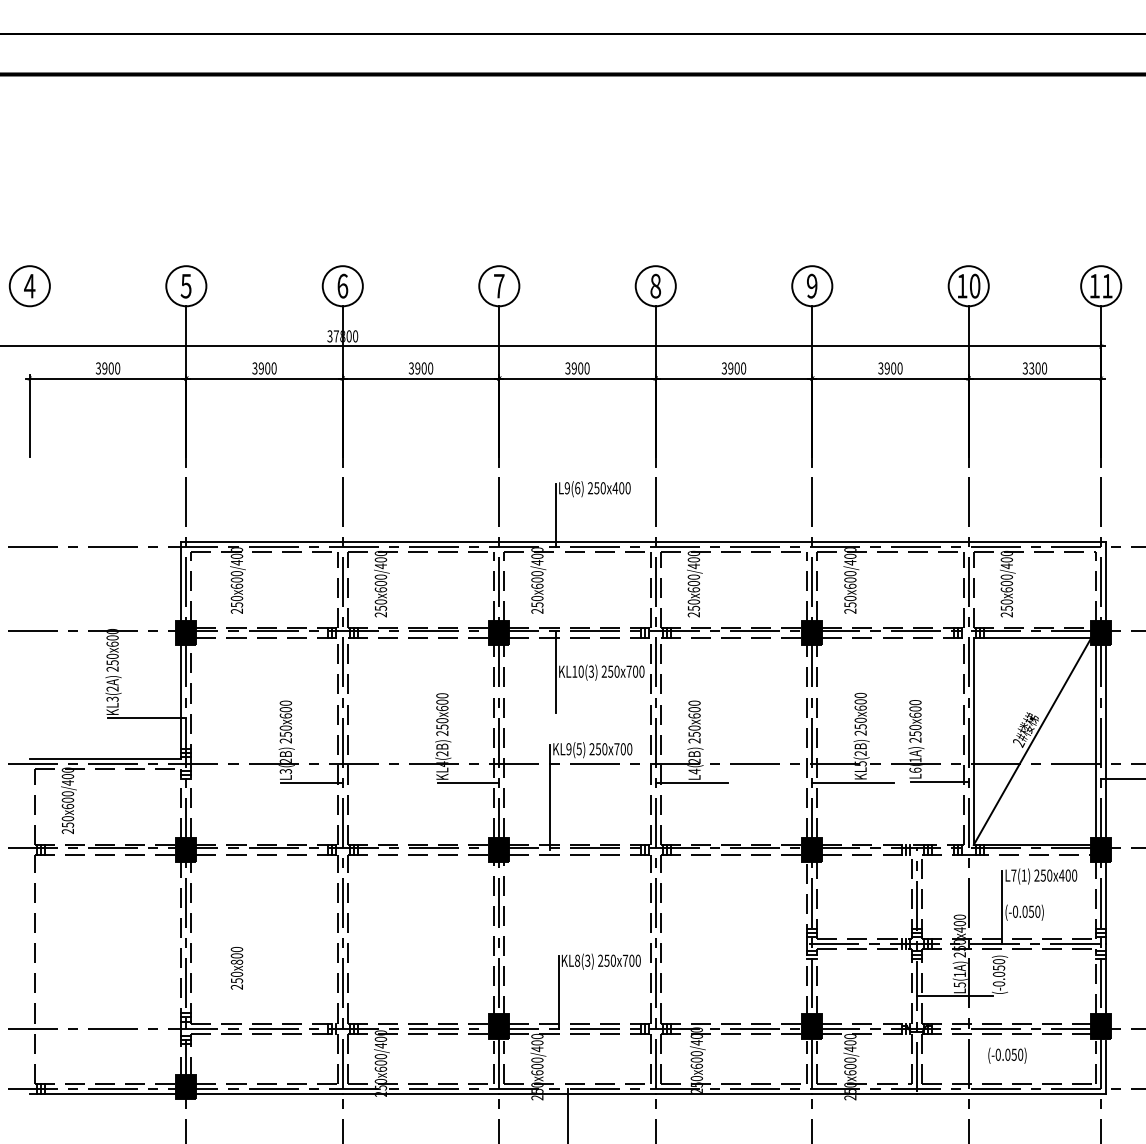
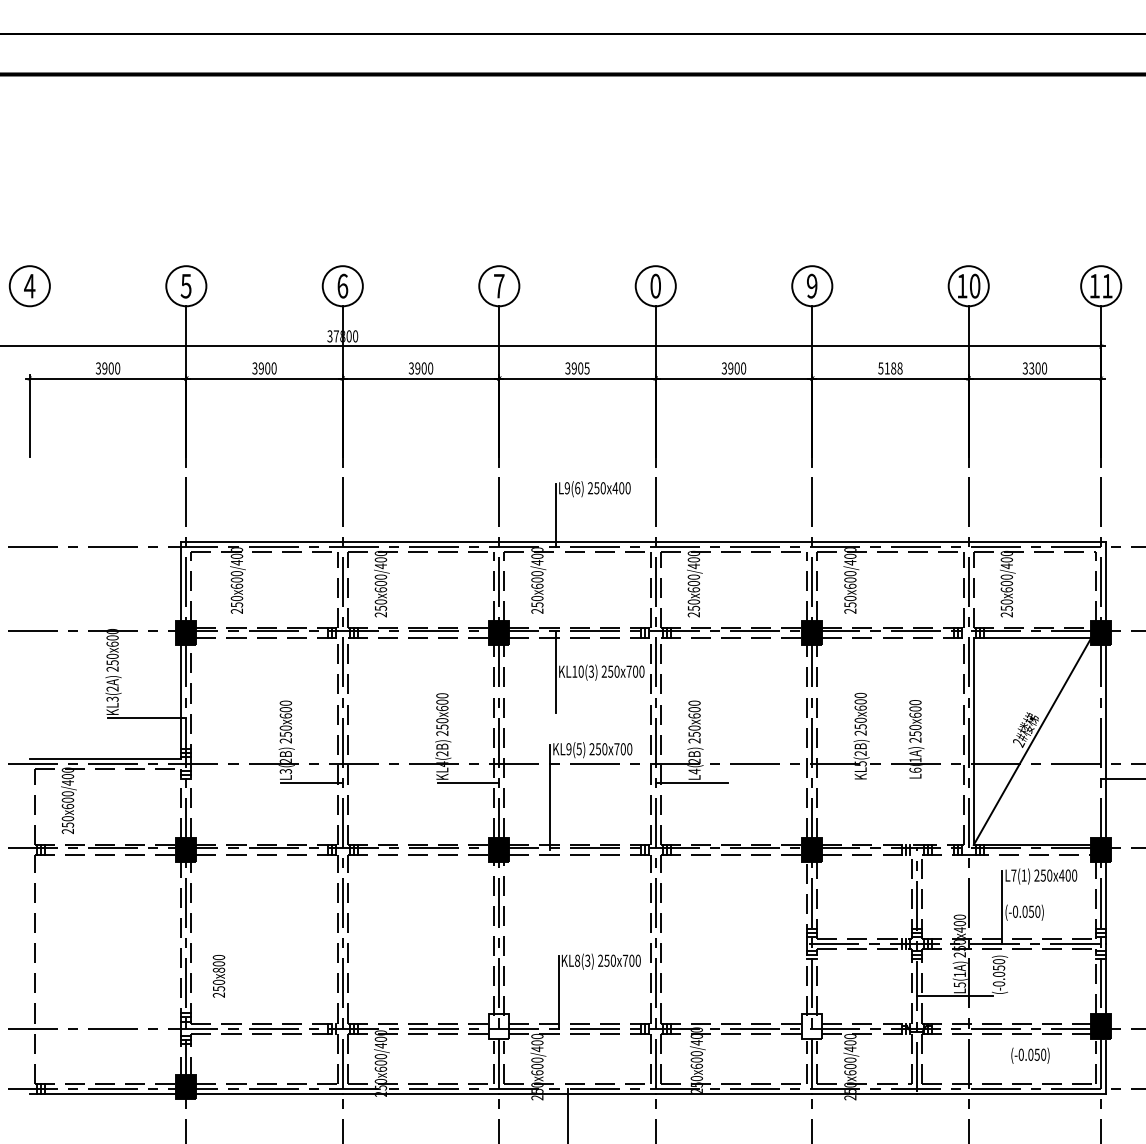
text: 8 -> 0 (655, 286)
text: 3900 -> 3905 (586, 368)
text: 3900 -> 5188 (890, 368)
line: present -> none (1096, 741)
line: present -> none (939, 781)
line: present -> none (852, 782)
text position: (236, 968) -> (218, 976) (218, 976)
fill: present -> none (499, 1026)
fill: present -> none (812, 1026)
text position: (1007, 1055) -> (1030, 1055) (1030, 1055)
